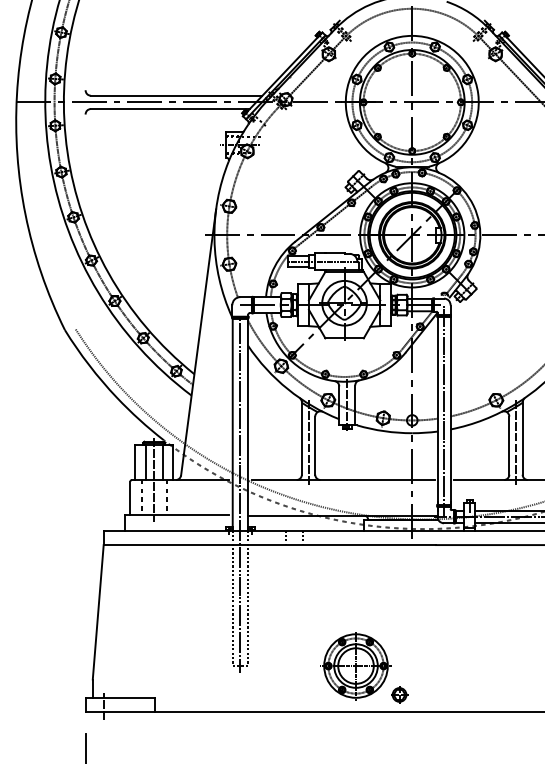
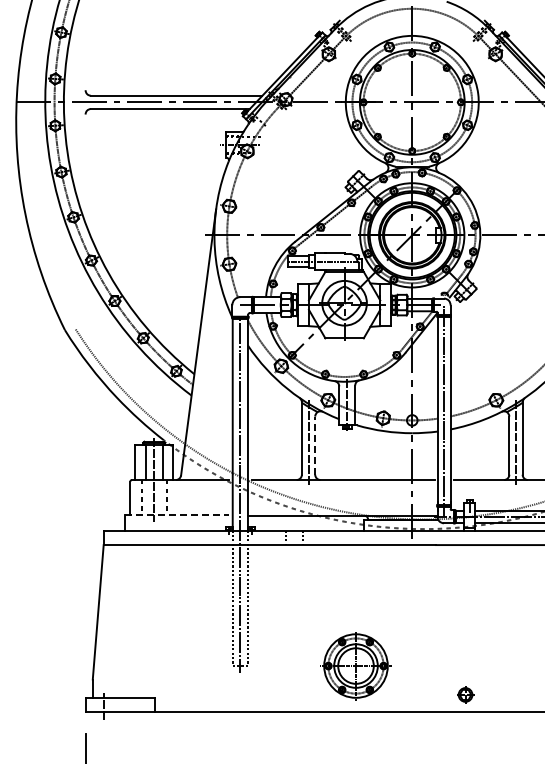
line: solid -> dashed (315, 445)
line: solid -> dashed (177, 514)
part position: (399, 694) -> (465, 694) (465, 694)
